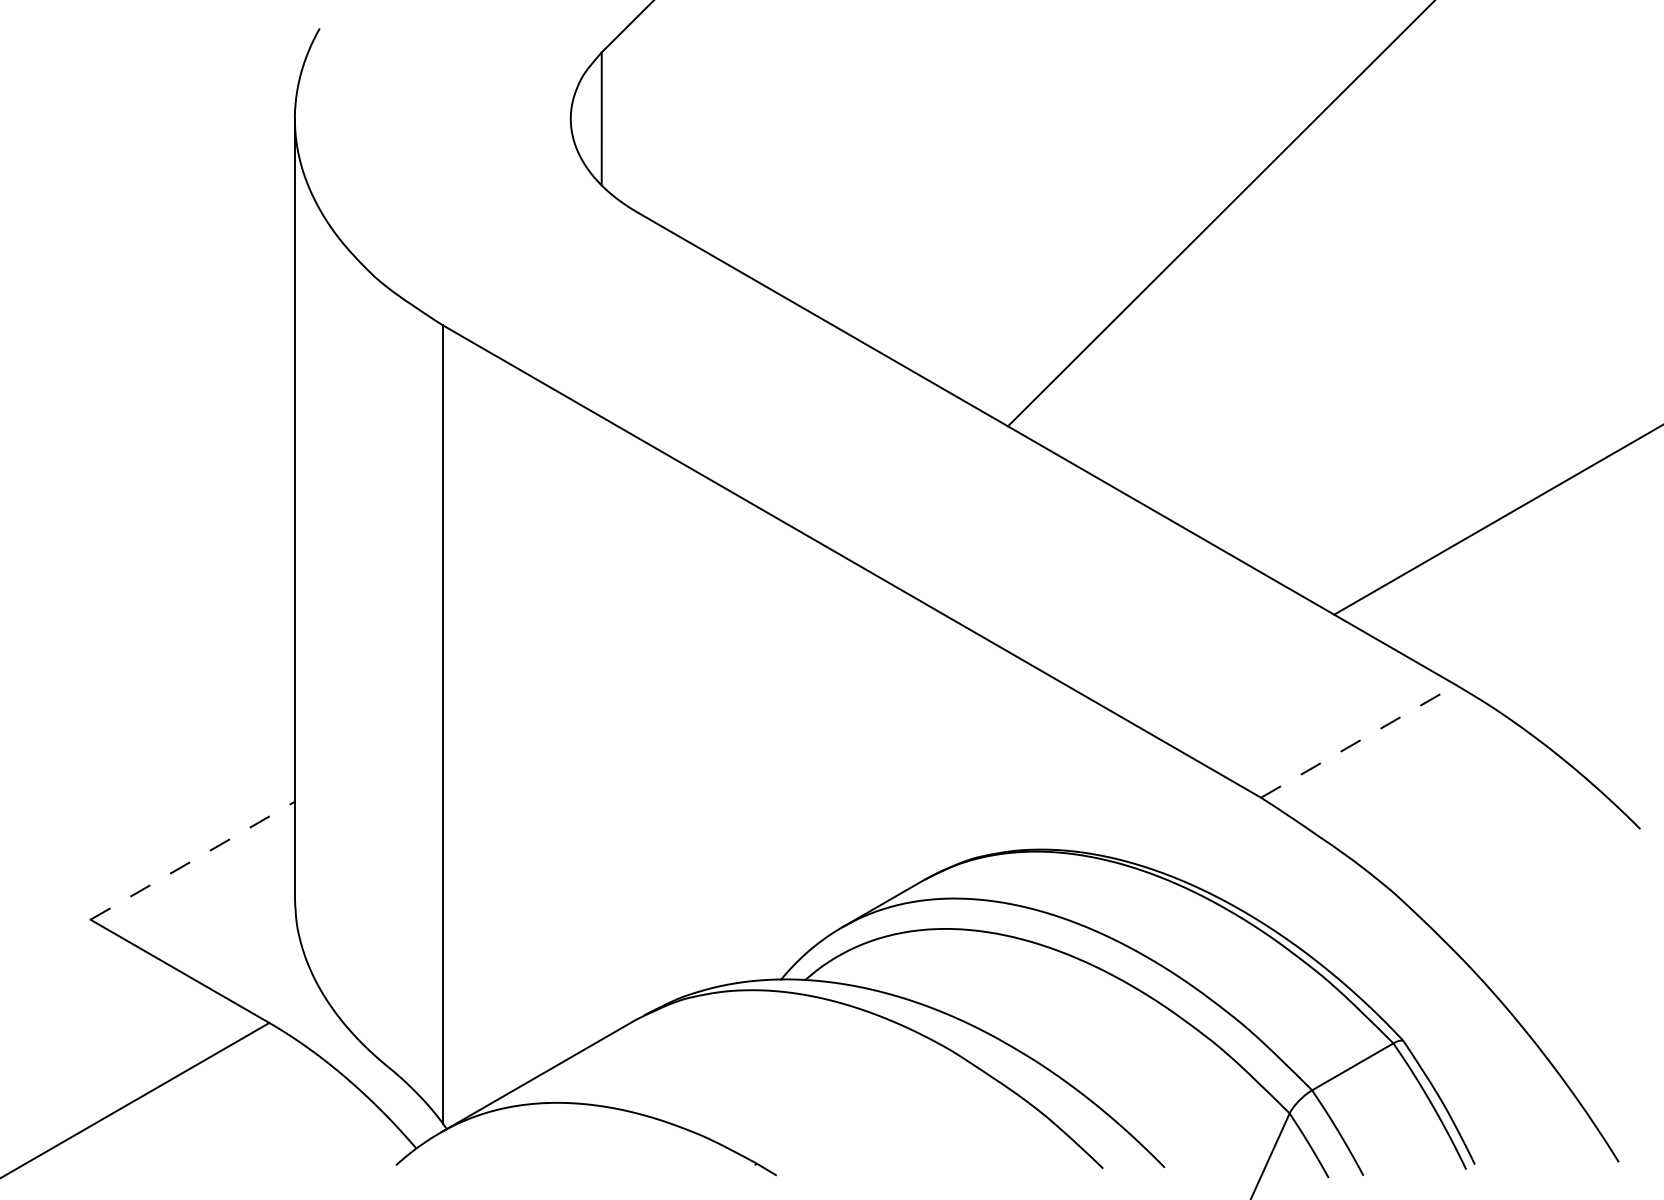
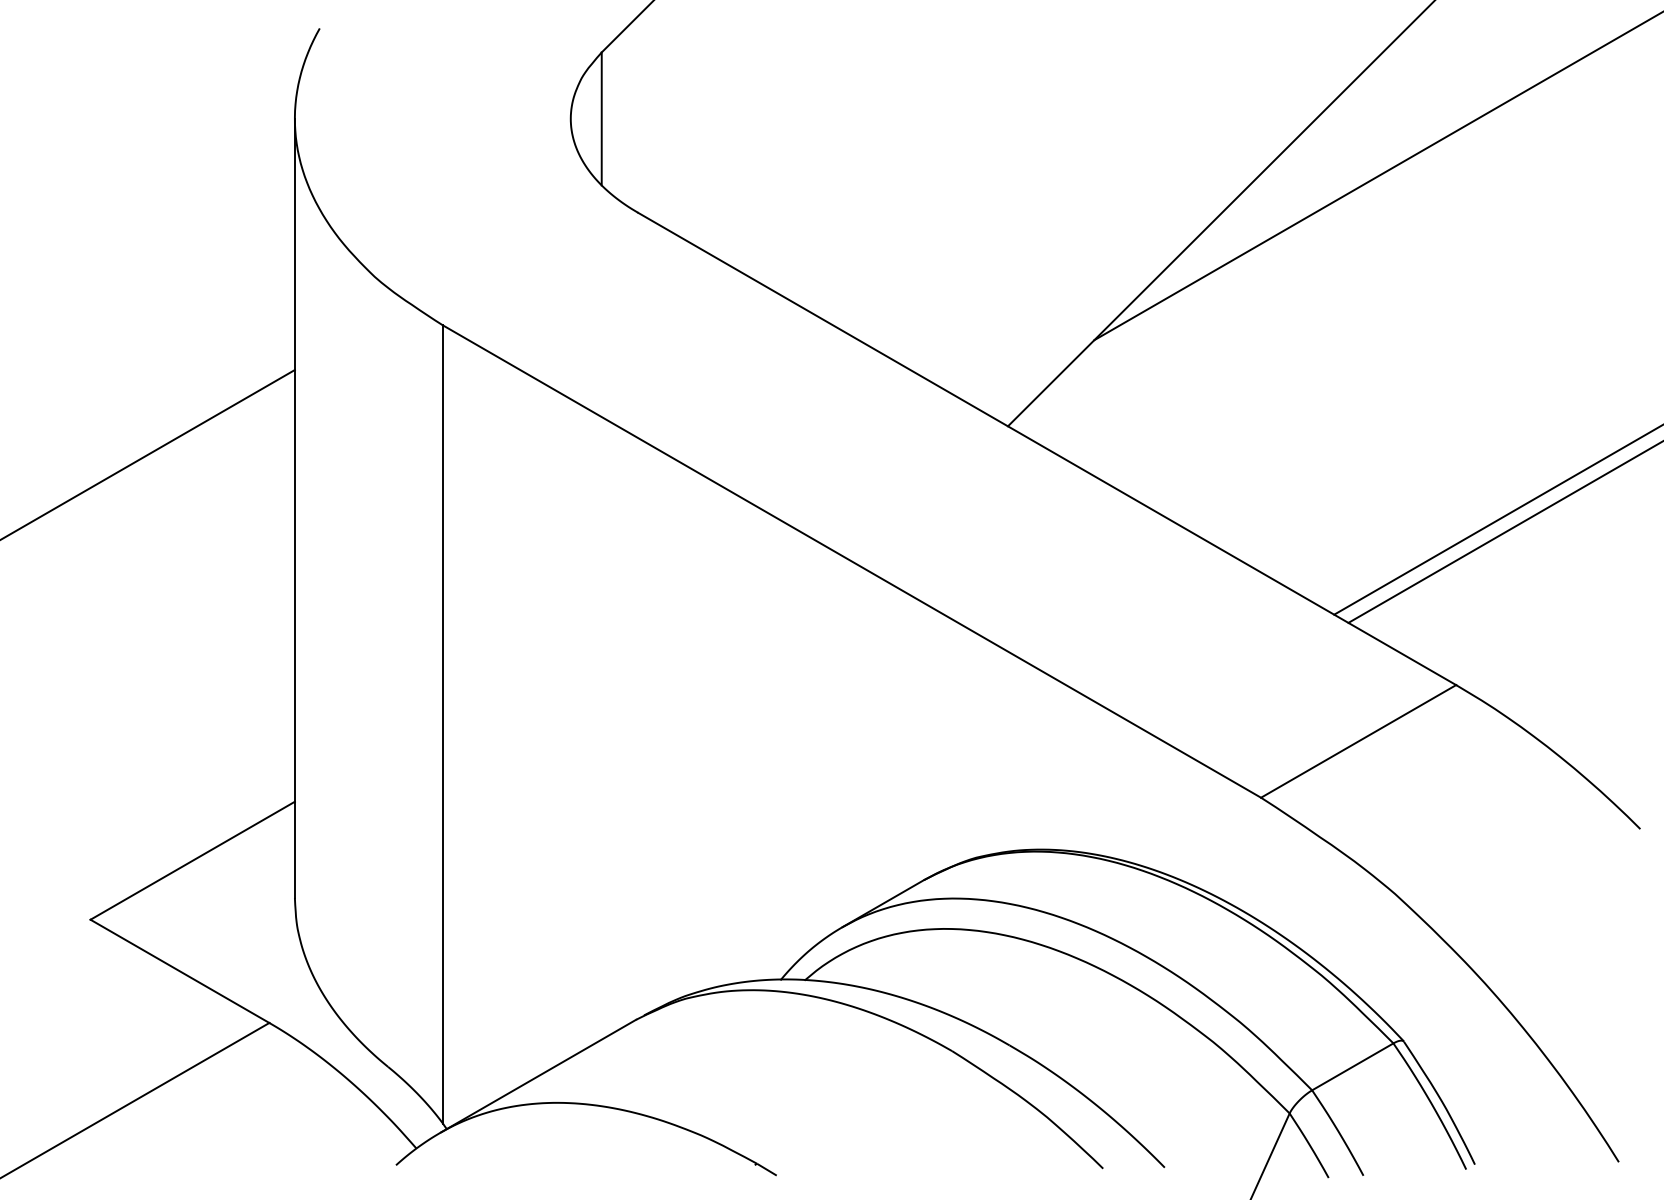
line: none -> present (1377, 176)
line: none -> present (148, 454)
line: none -> present (1504, 532)
line: dashed -> solid (1358, 741)
line: dashed -> solid (192, 860)
